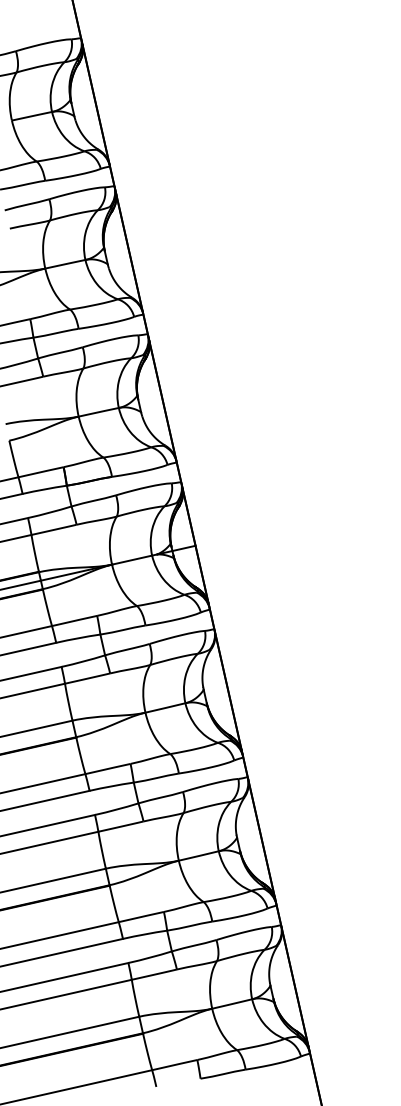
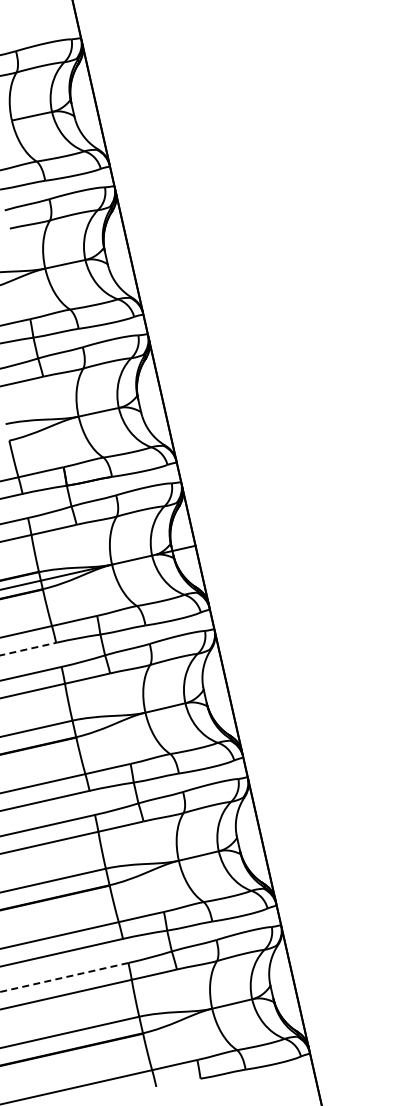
line: solid -> dashed (28, 648)
line: solid -> dashed (64, 977)
